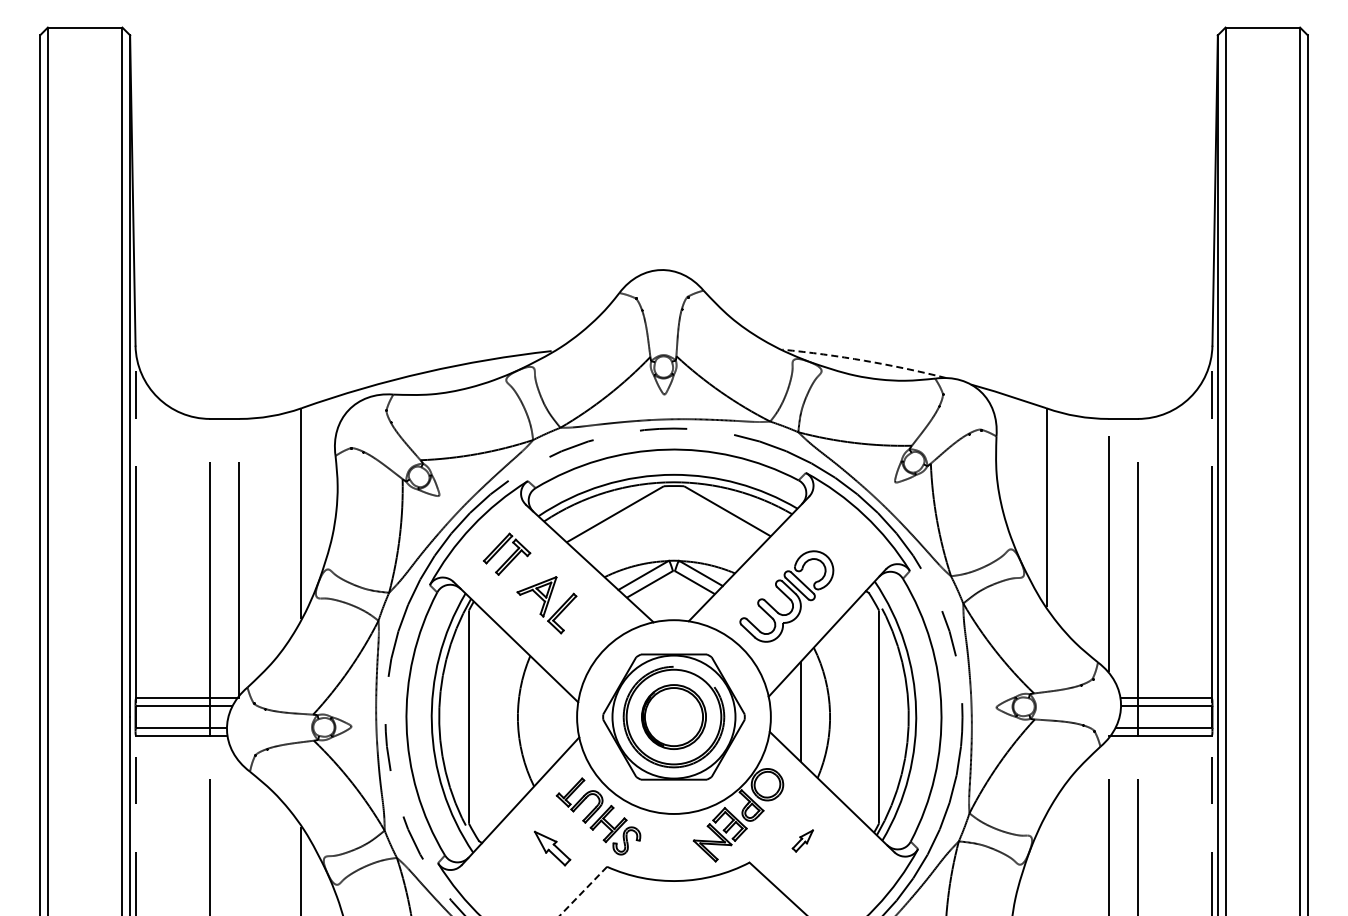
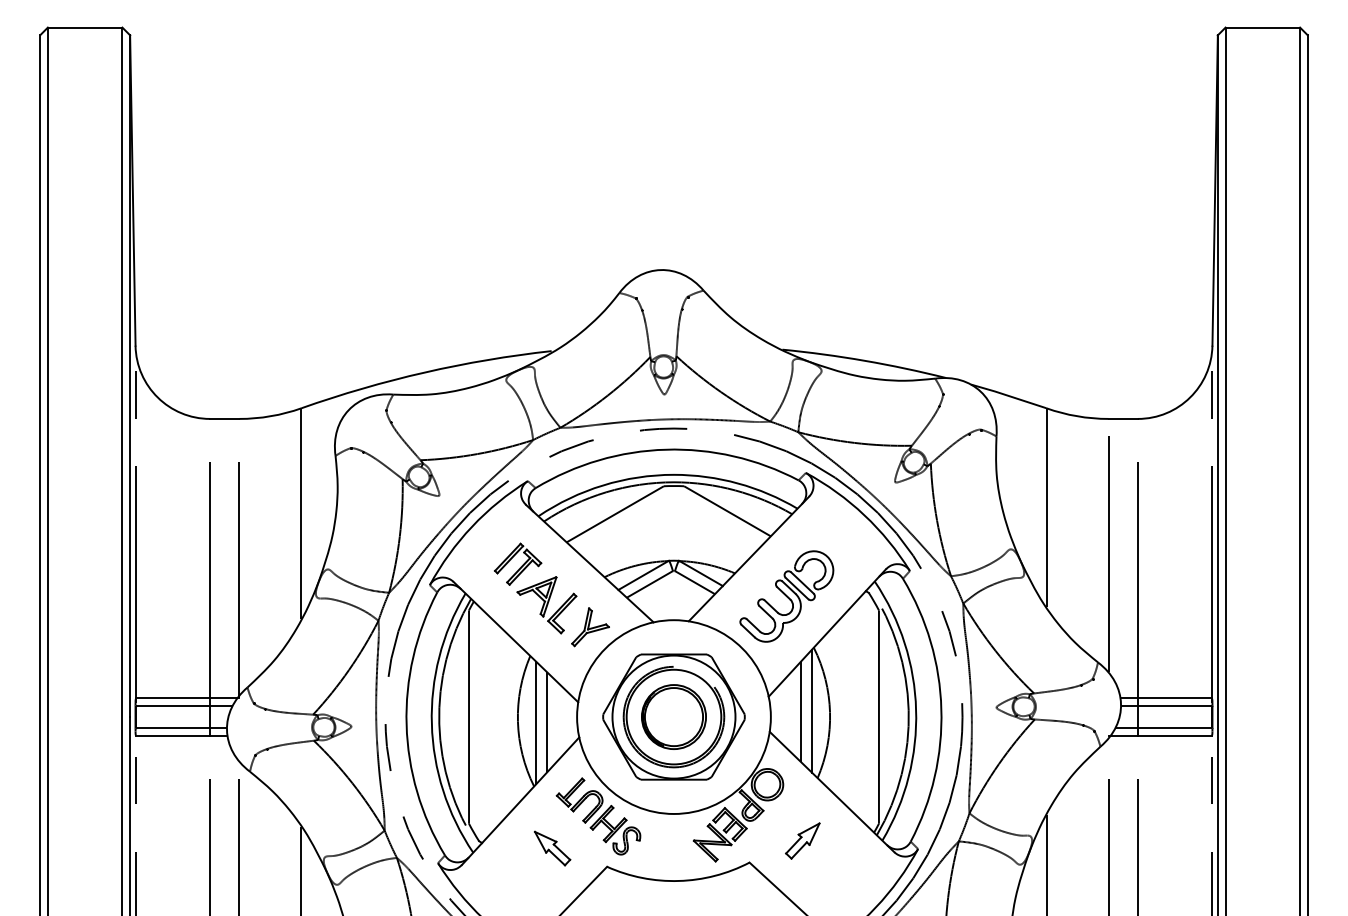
arc: dashed -> solid (864, 360)
part position: (507, 553) -> (518, 563) (518, 563)
part: none -> present (590, 627)
line: none -> present (811, 710)
line: none -> present (536, 722)
line: none -> present (547, 722)
line: none -> present (239, 836)
part size: 23x24 px -> 36x38 px (802, 840)
line: none -> present (1046, 863)
line: dashed -> solid (583, 891)
